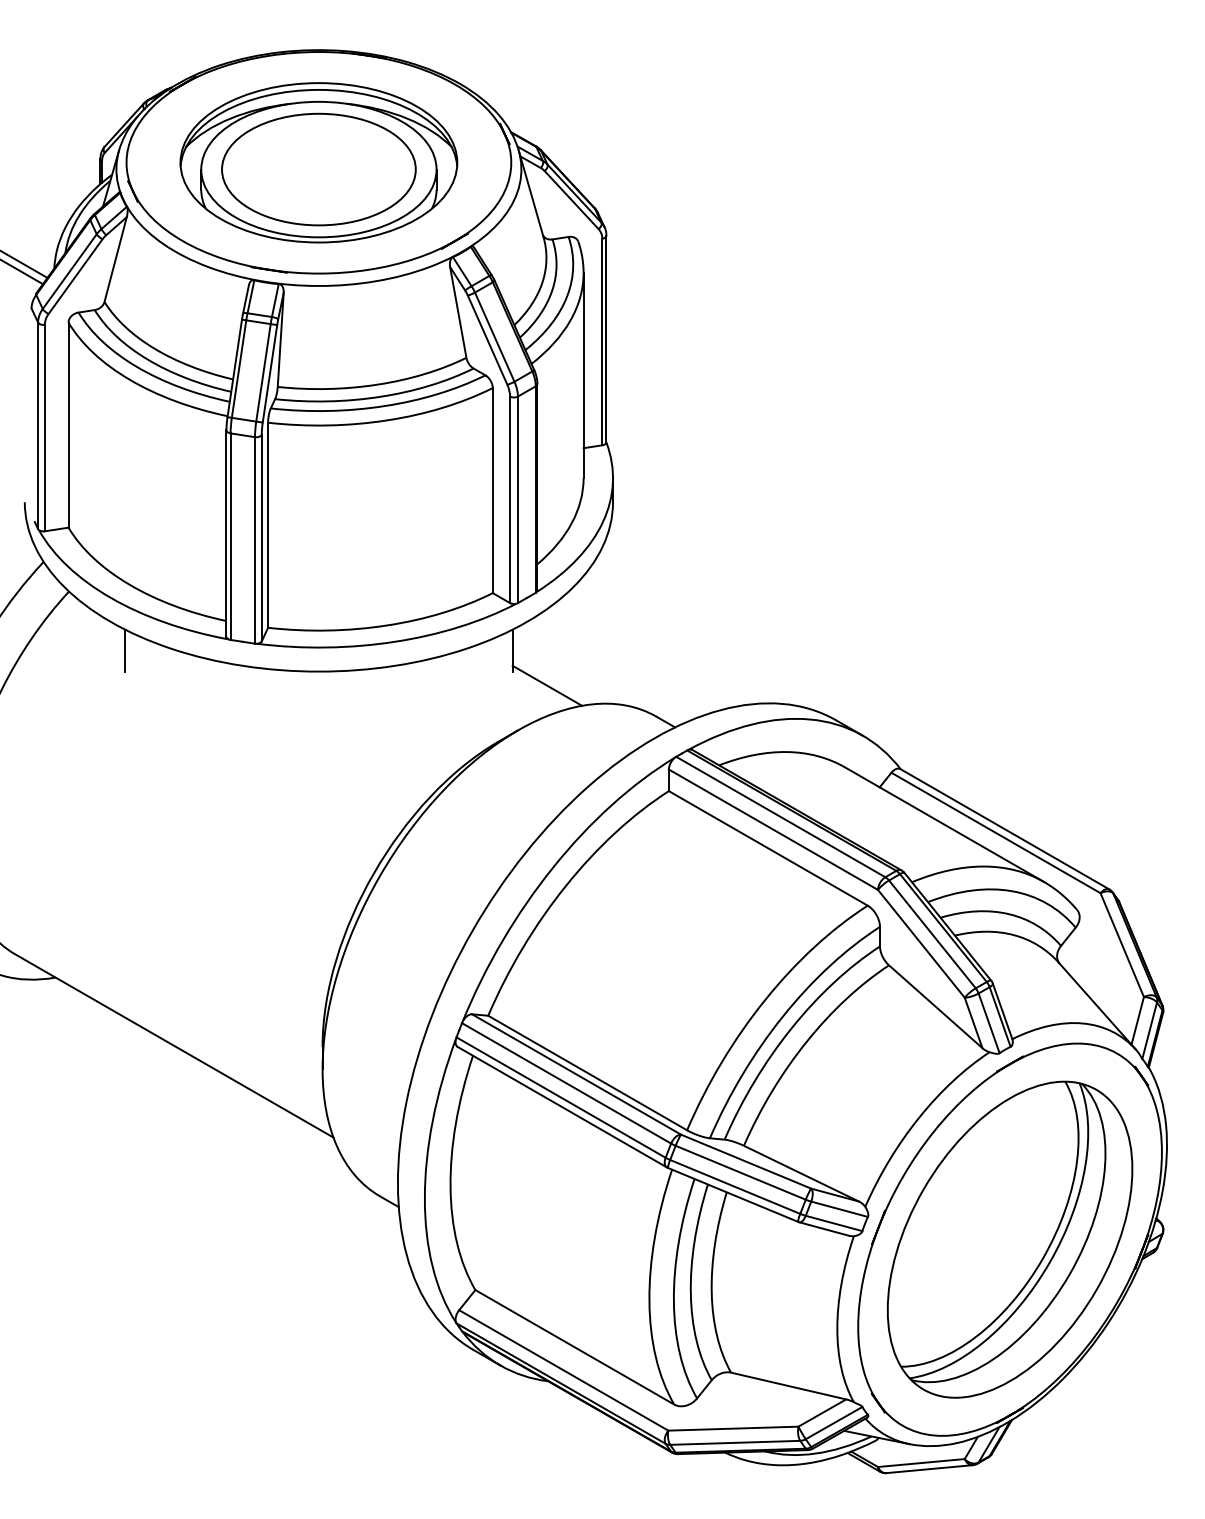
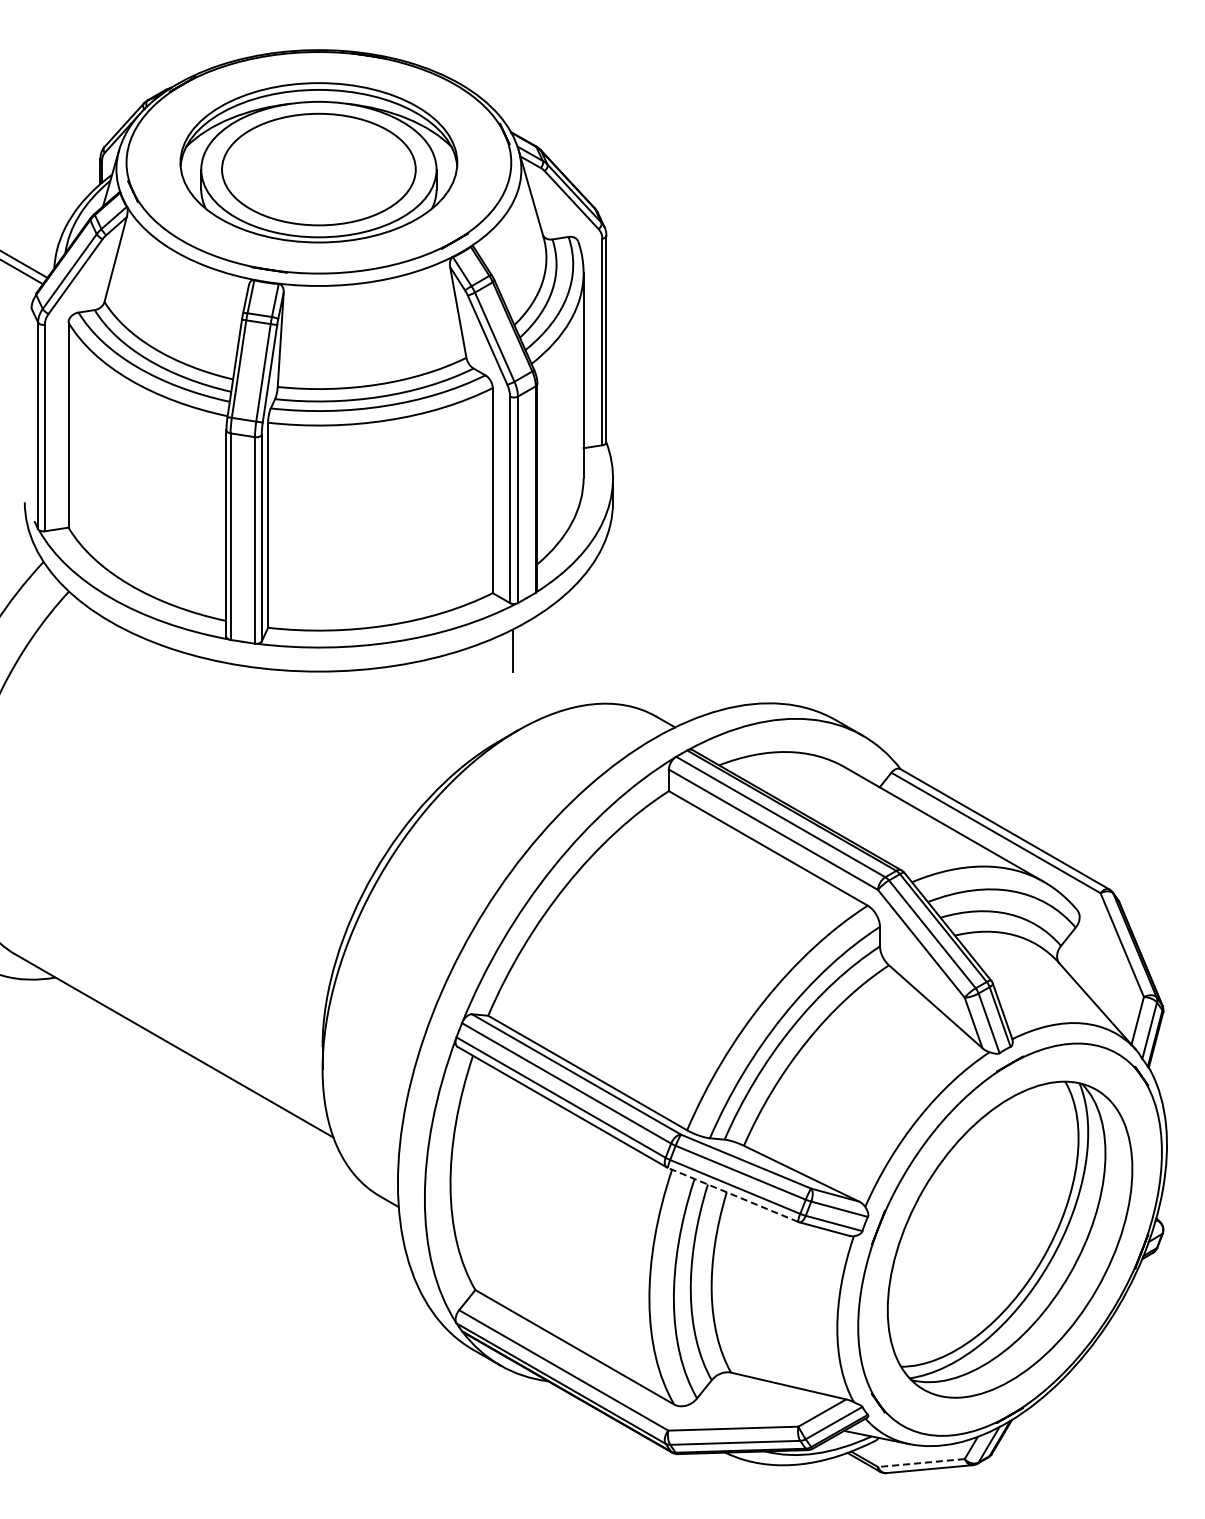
line: present -> none (125, 650)
line: present -> none (547, 685)
line: solid -> dashed (732, 1194)
line: solid -> dashed (921, 1463)
